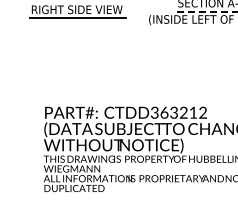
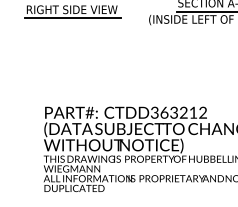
part position: (77, 11) -> (72, 11) (72, 11)
line: dashed -> solid (207, 11)
